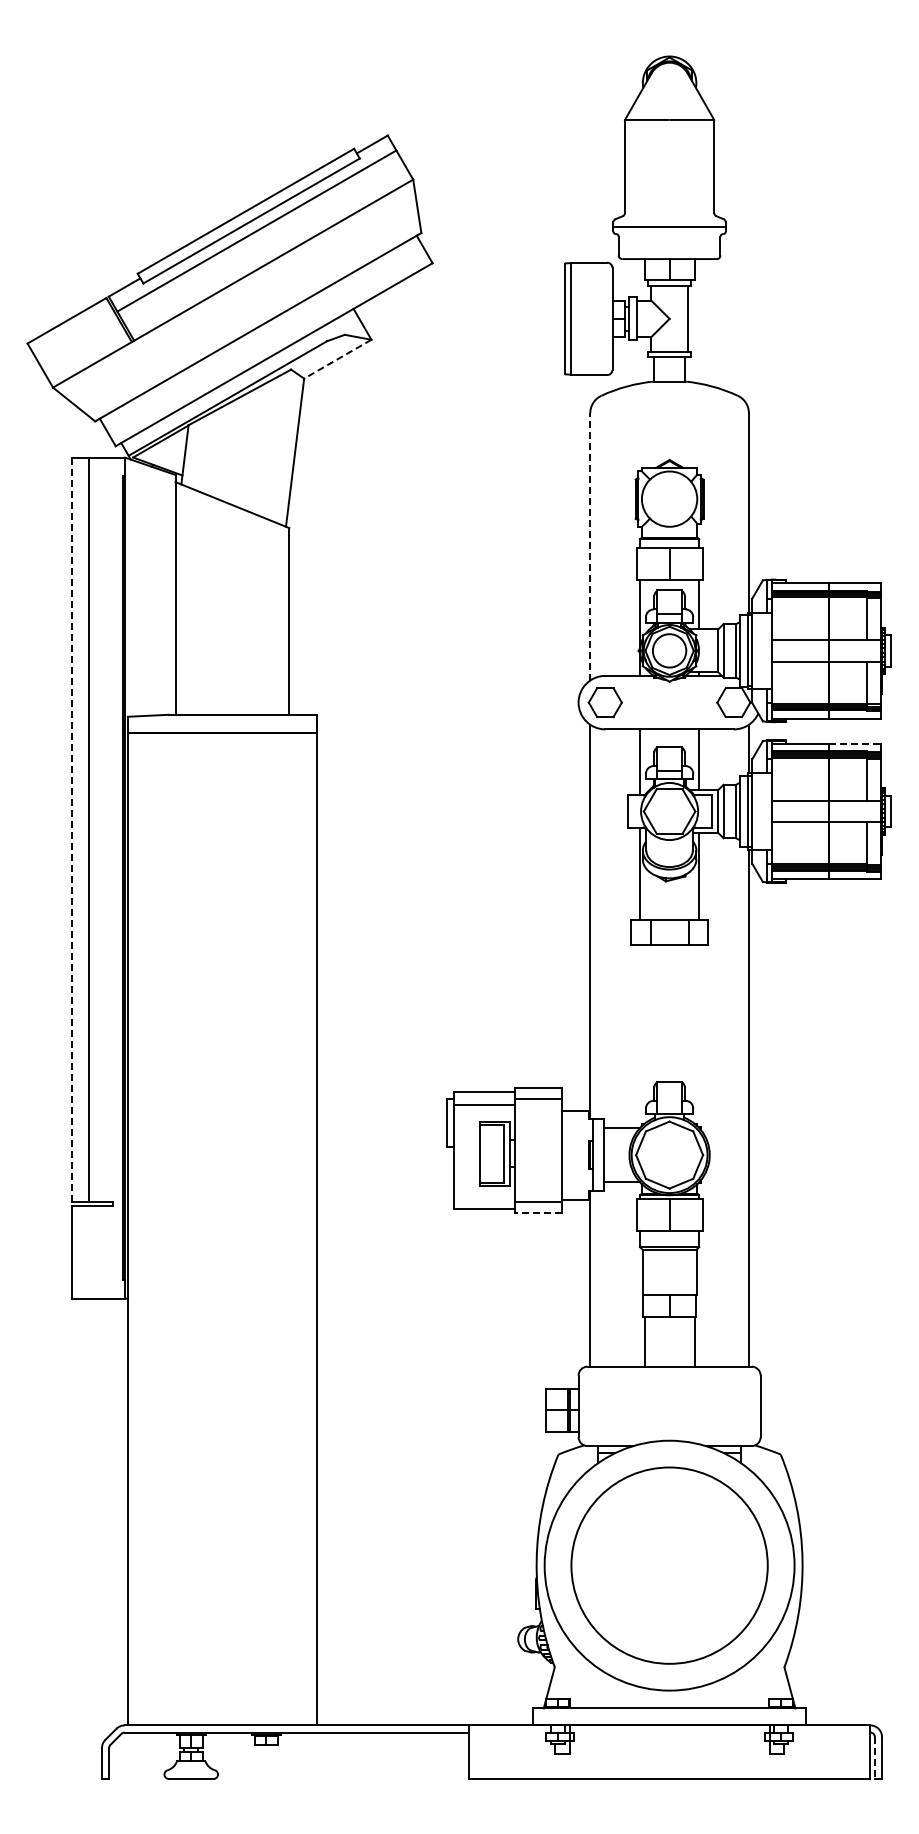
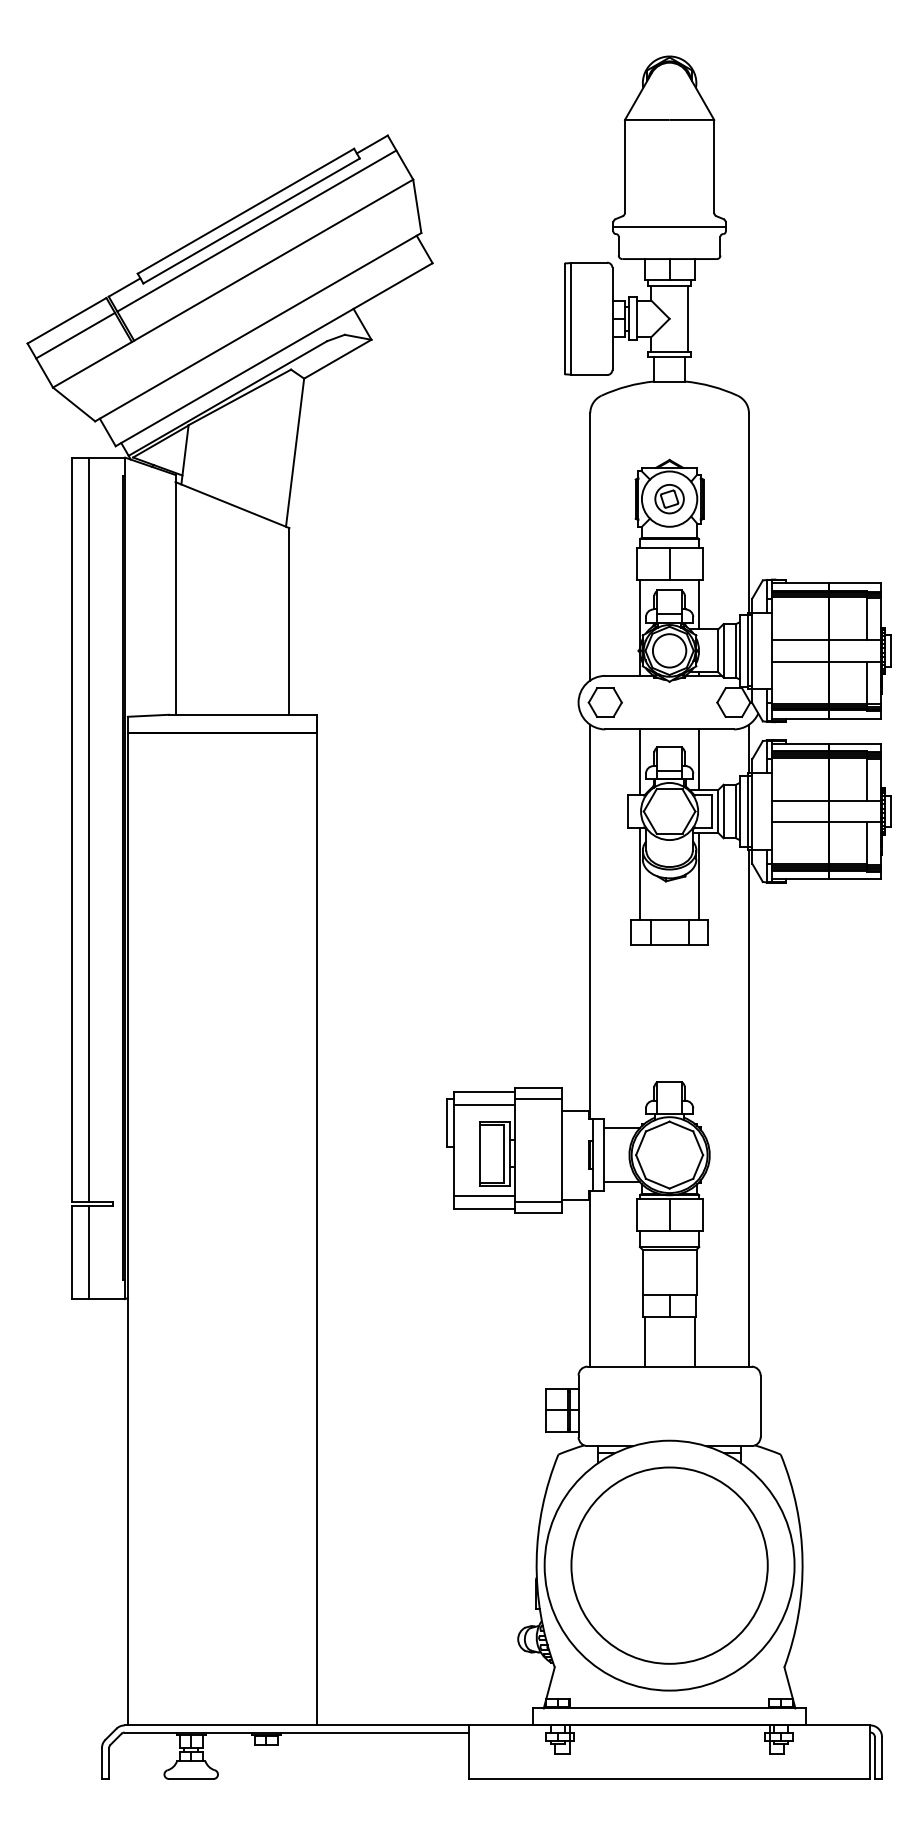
line: none -> present (75, 335)
line: dashed -> solid (337, 359)
part: none -> present (669, 499)
line: dashed -> solid (590, 546)
line: dashed -> solid (854, 743)
line: dashed -> solid (71, 829)
line: none -> present (484, 1195)
line: dashed -> solid (538, 1212)
line: none -> present (88, 1251)
line: dashed -> solid (874, 1758)
